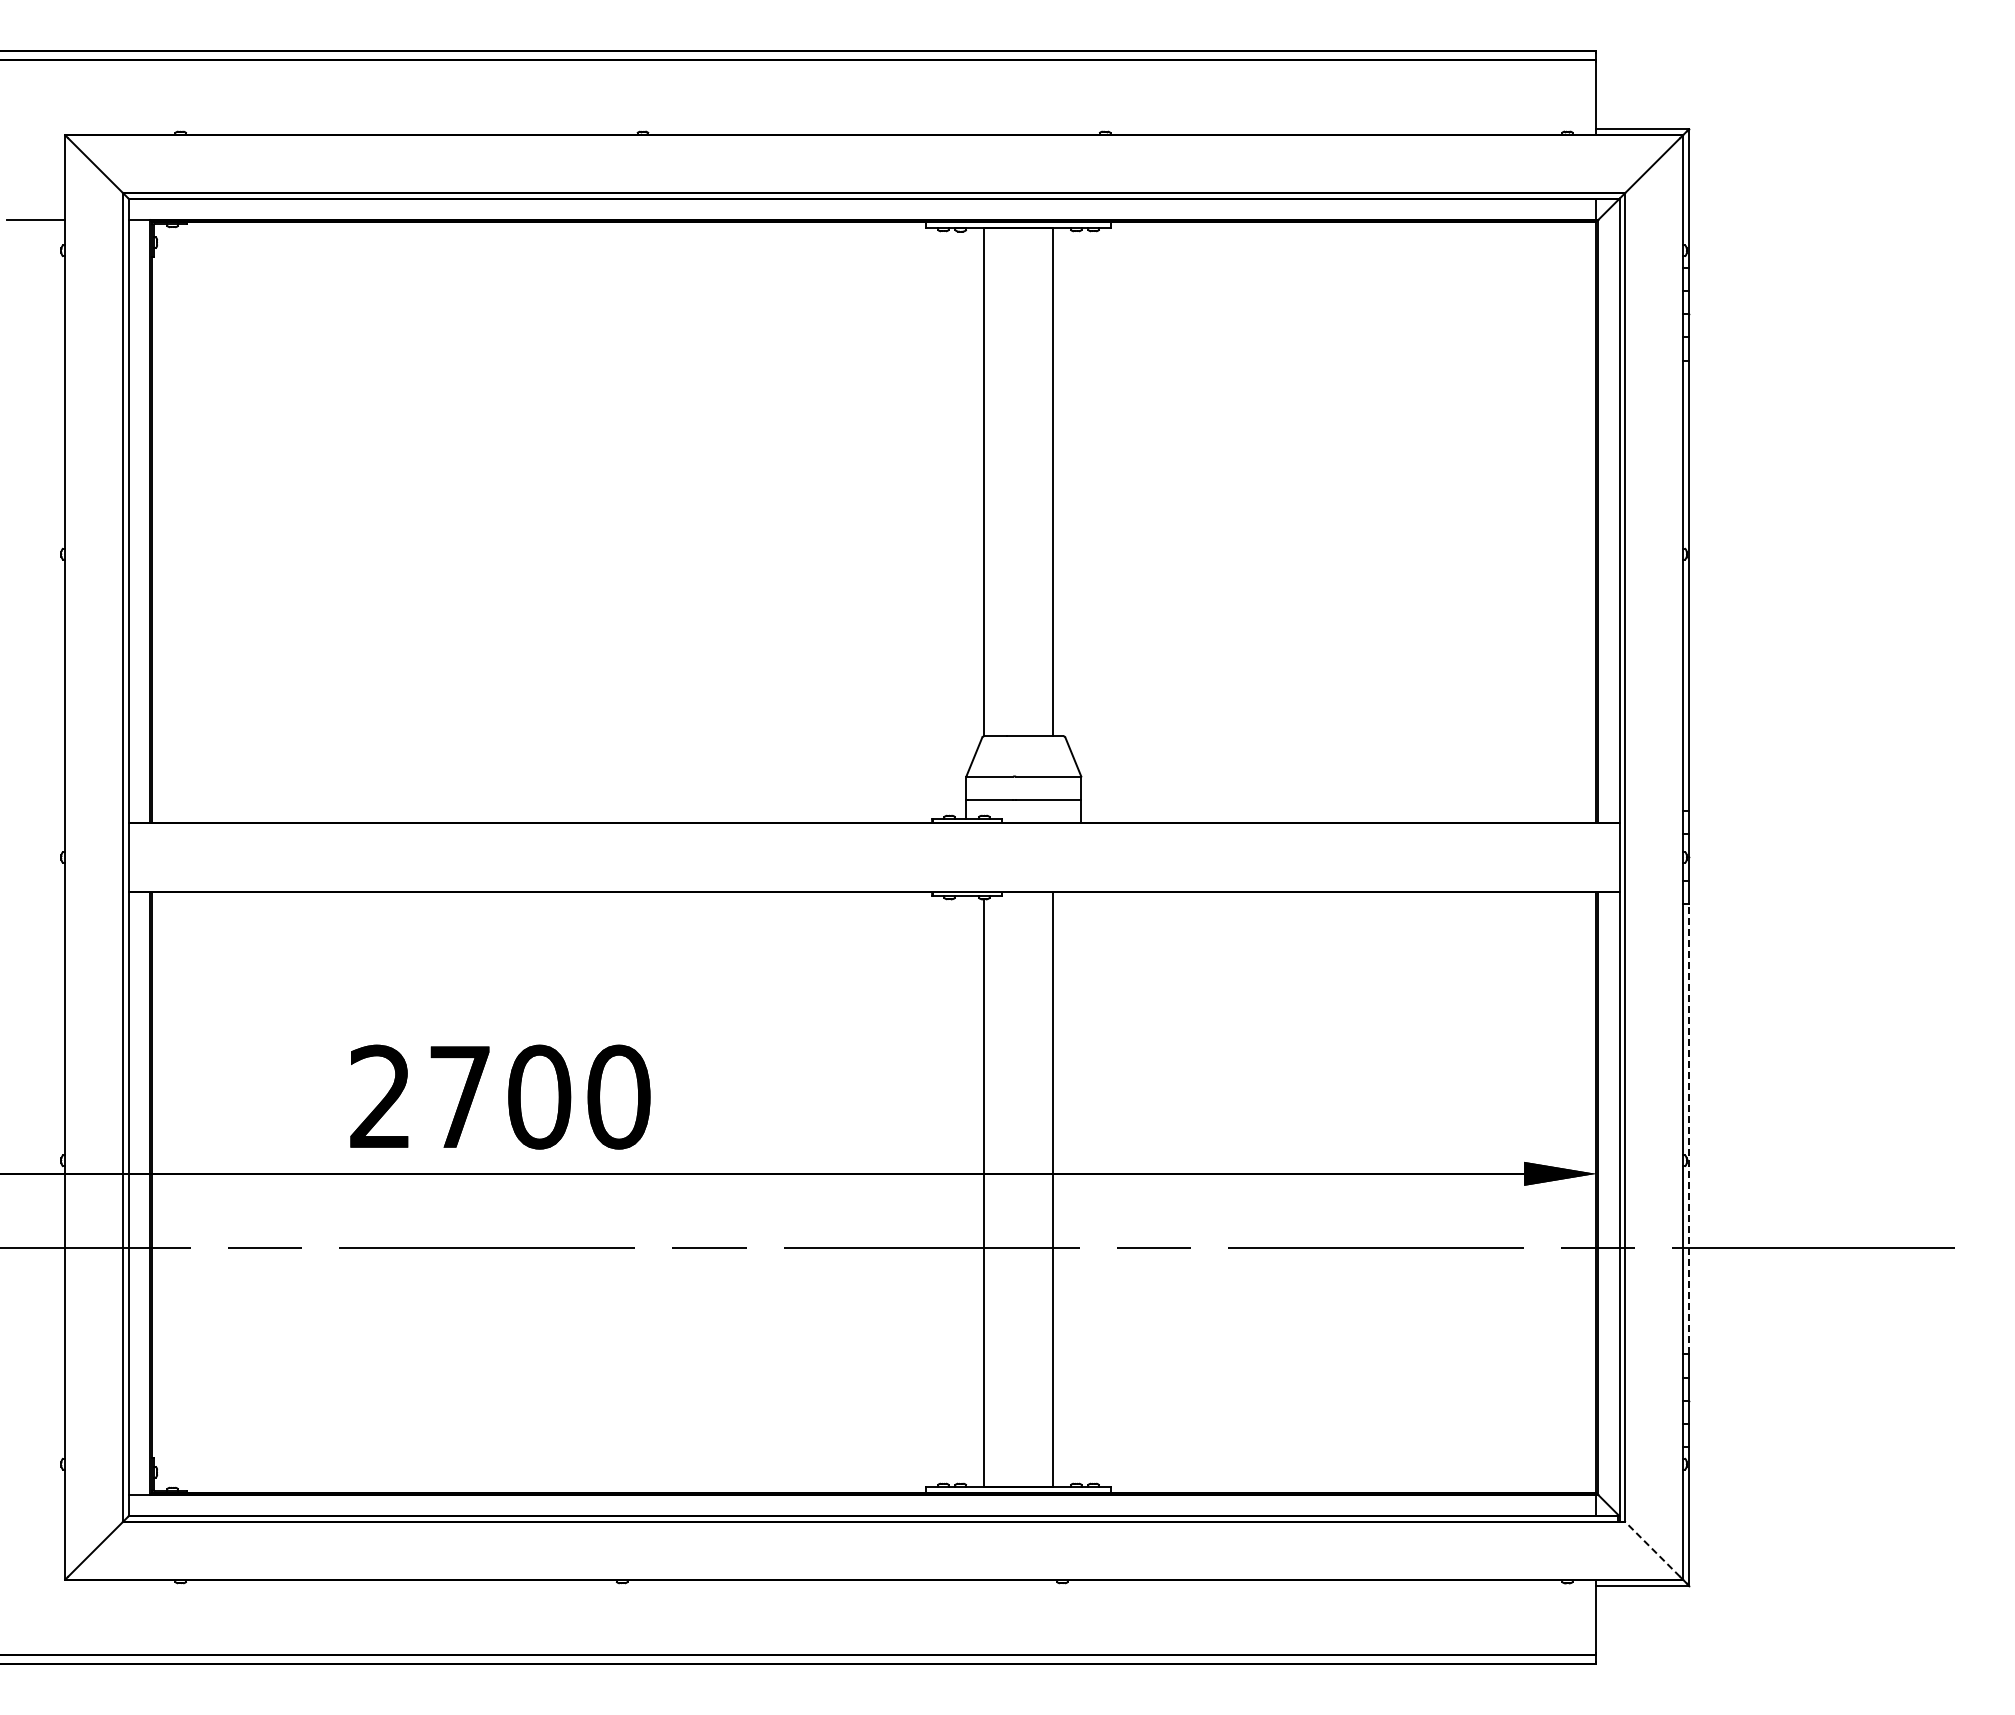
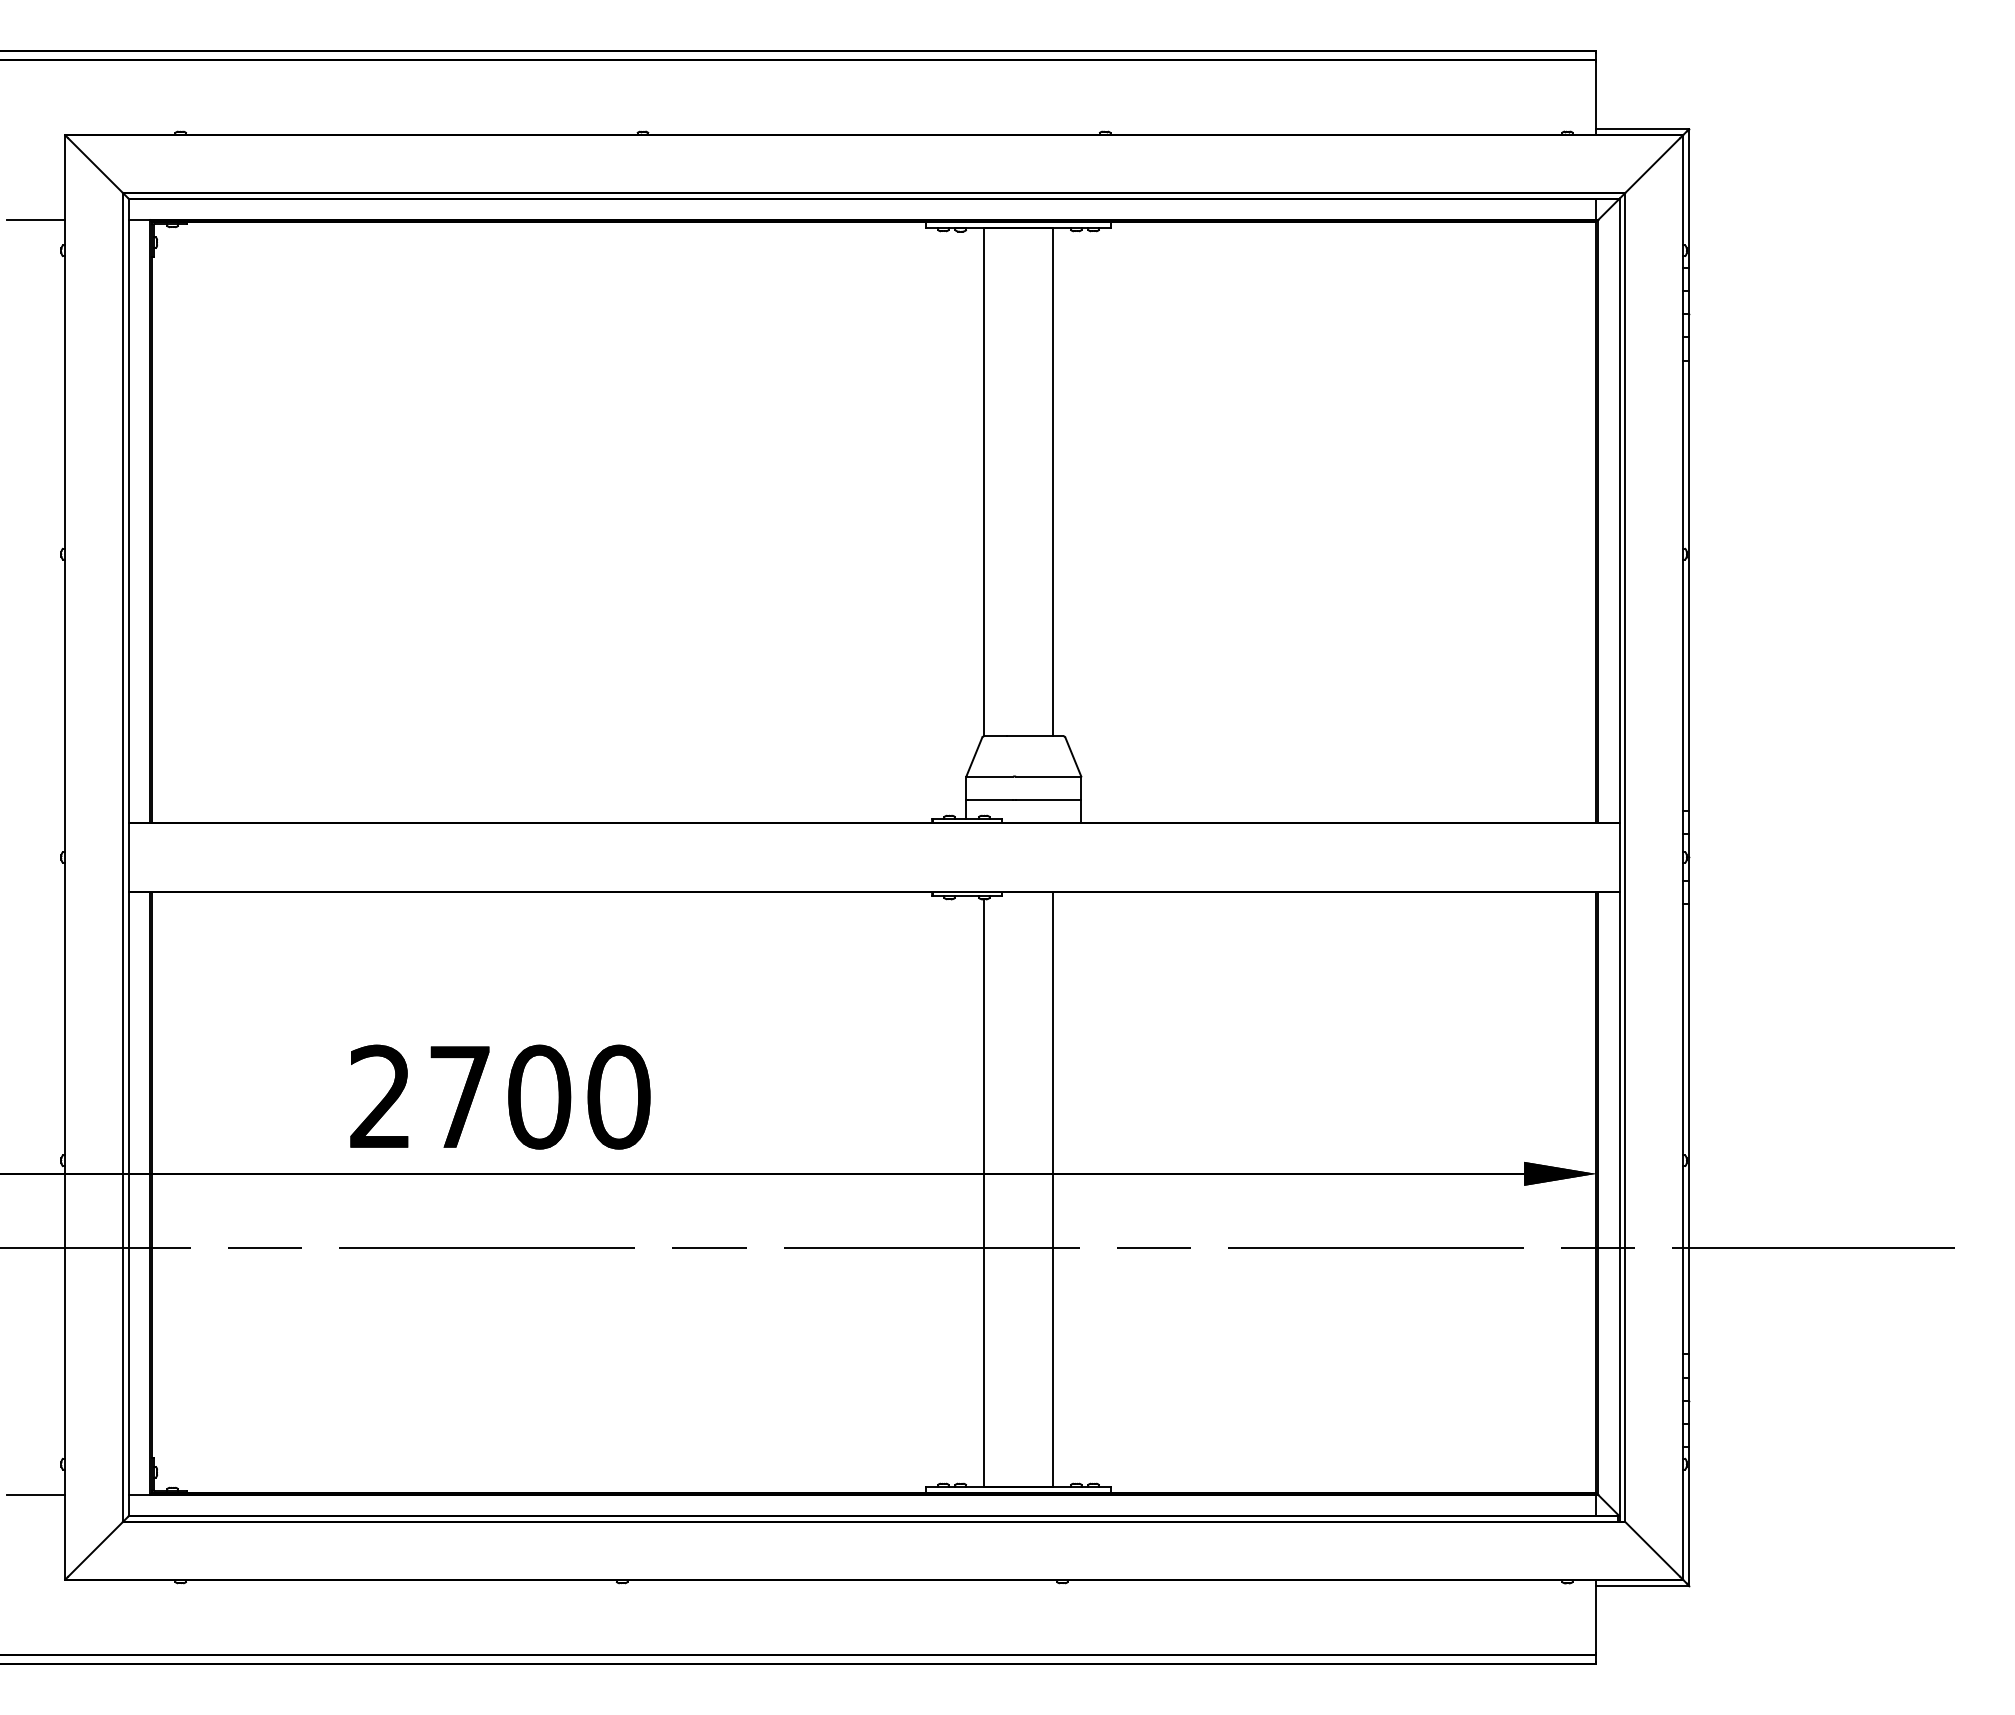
line: dashed -> solid (1688, 1128)
line: none -> present (36, 1494)
line: dashed -> solid (1652, 1549)
